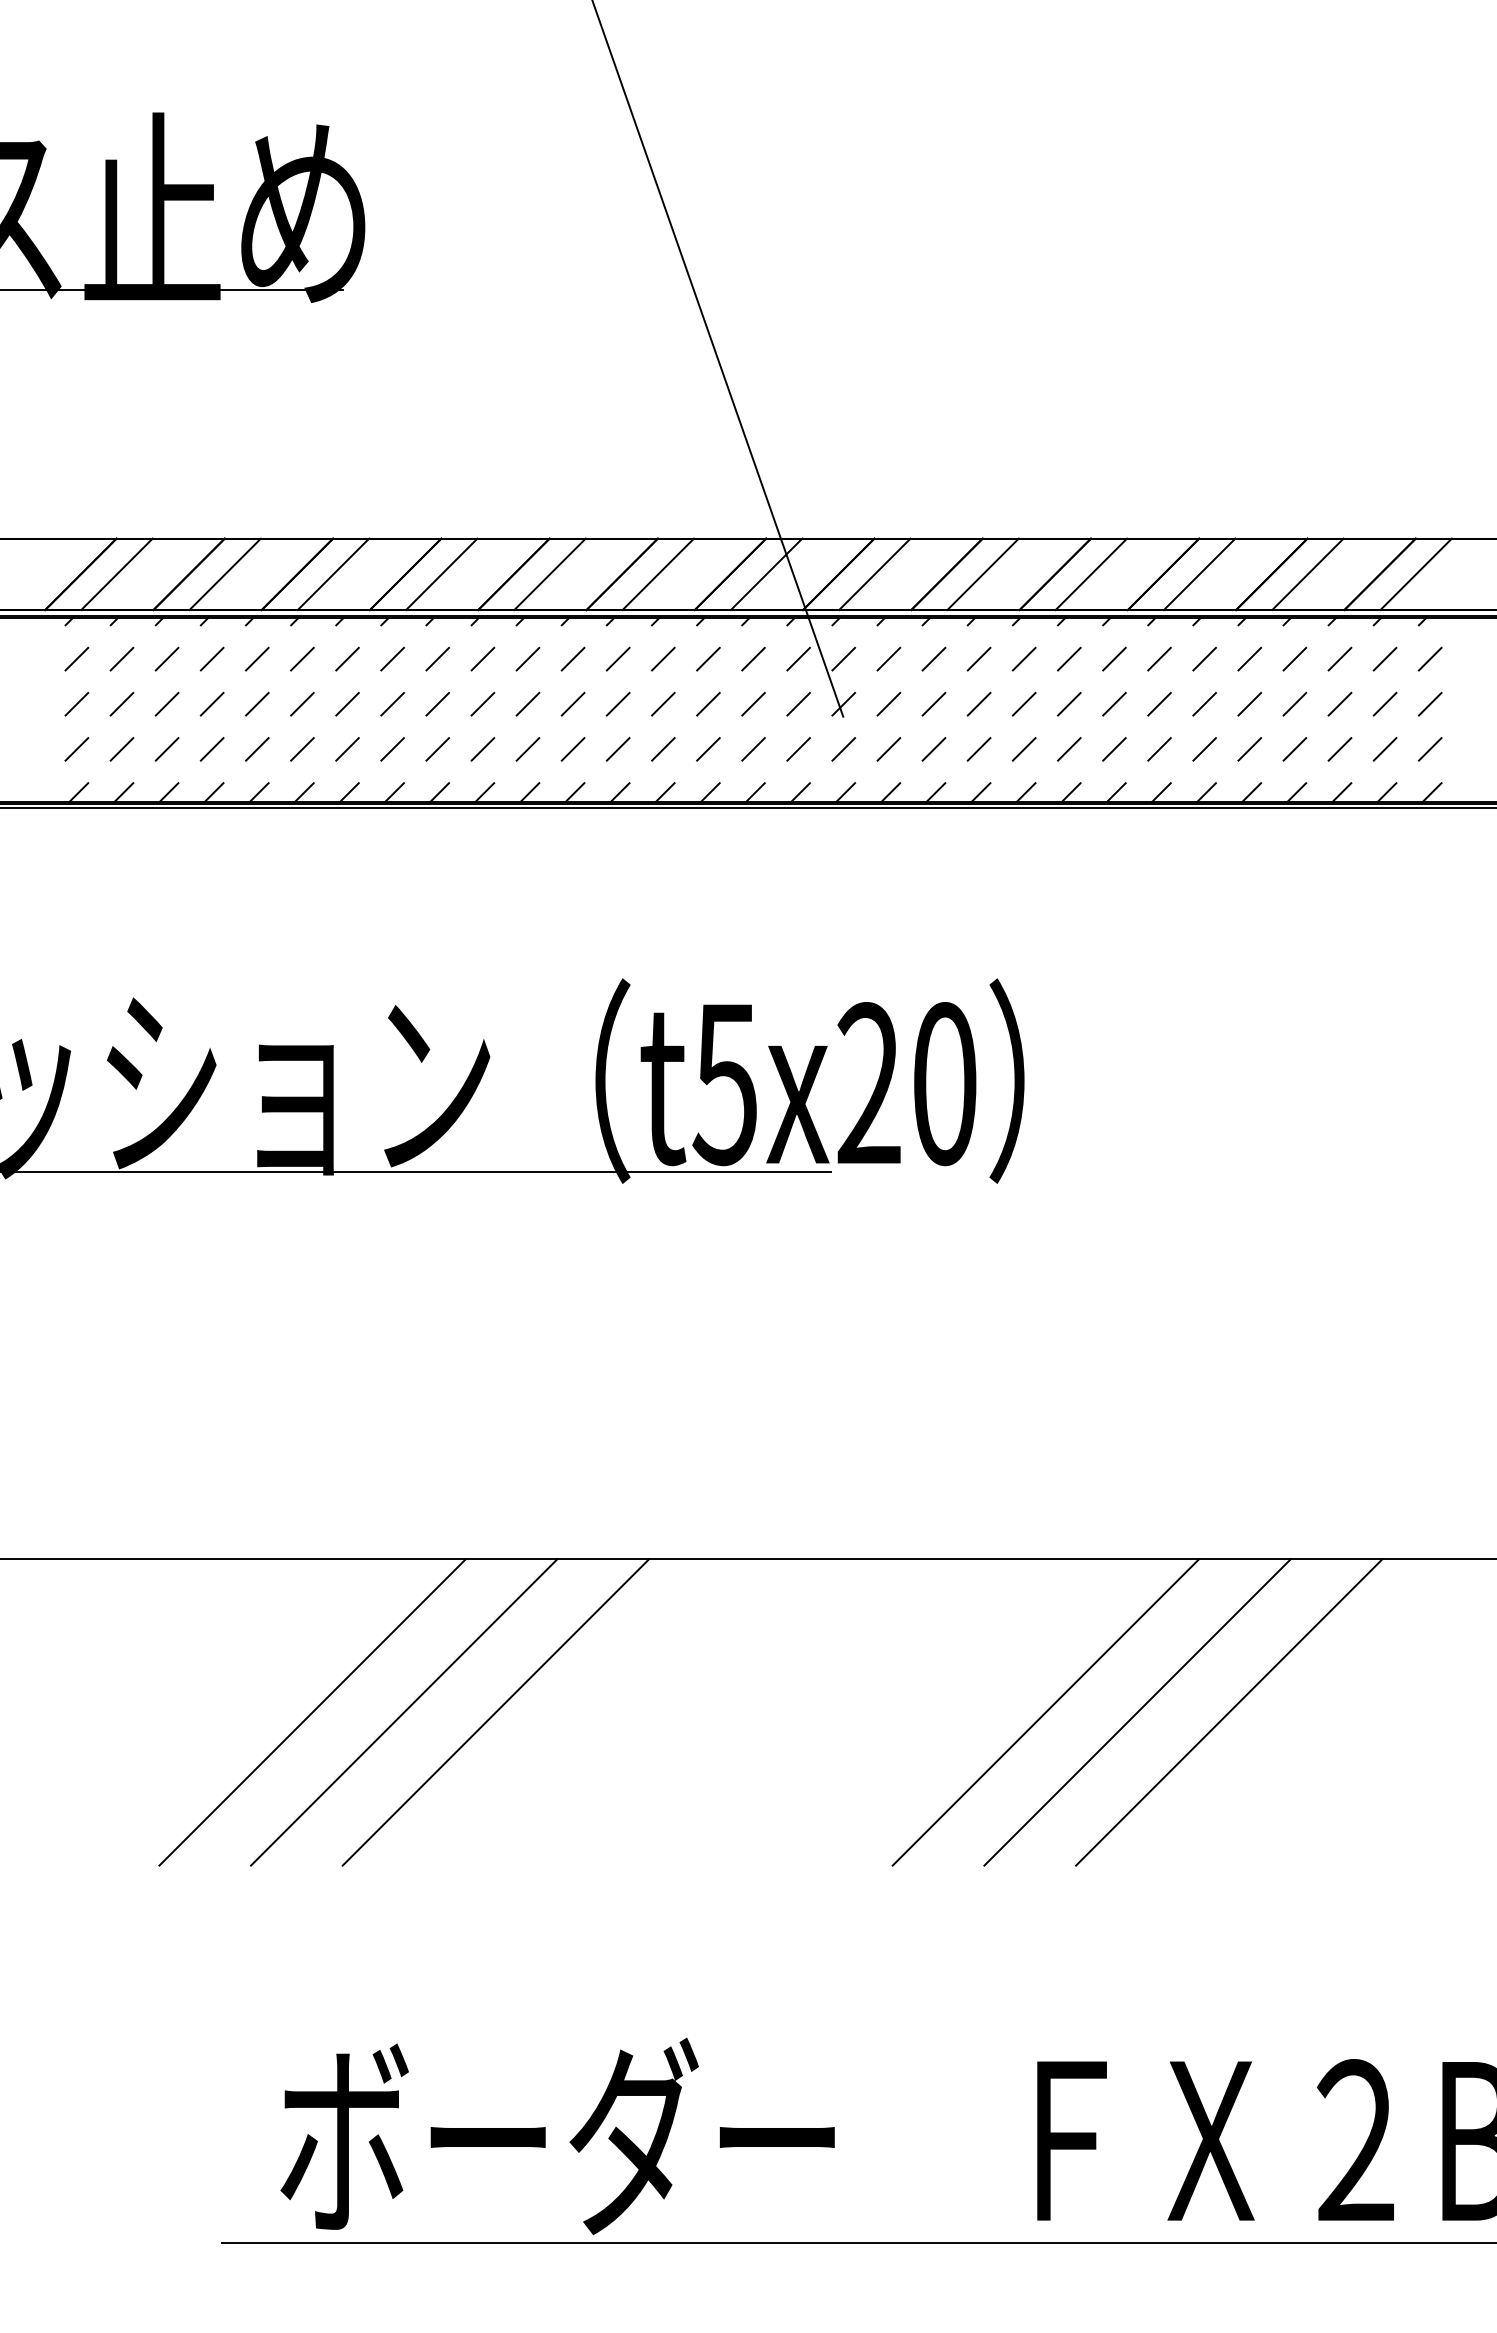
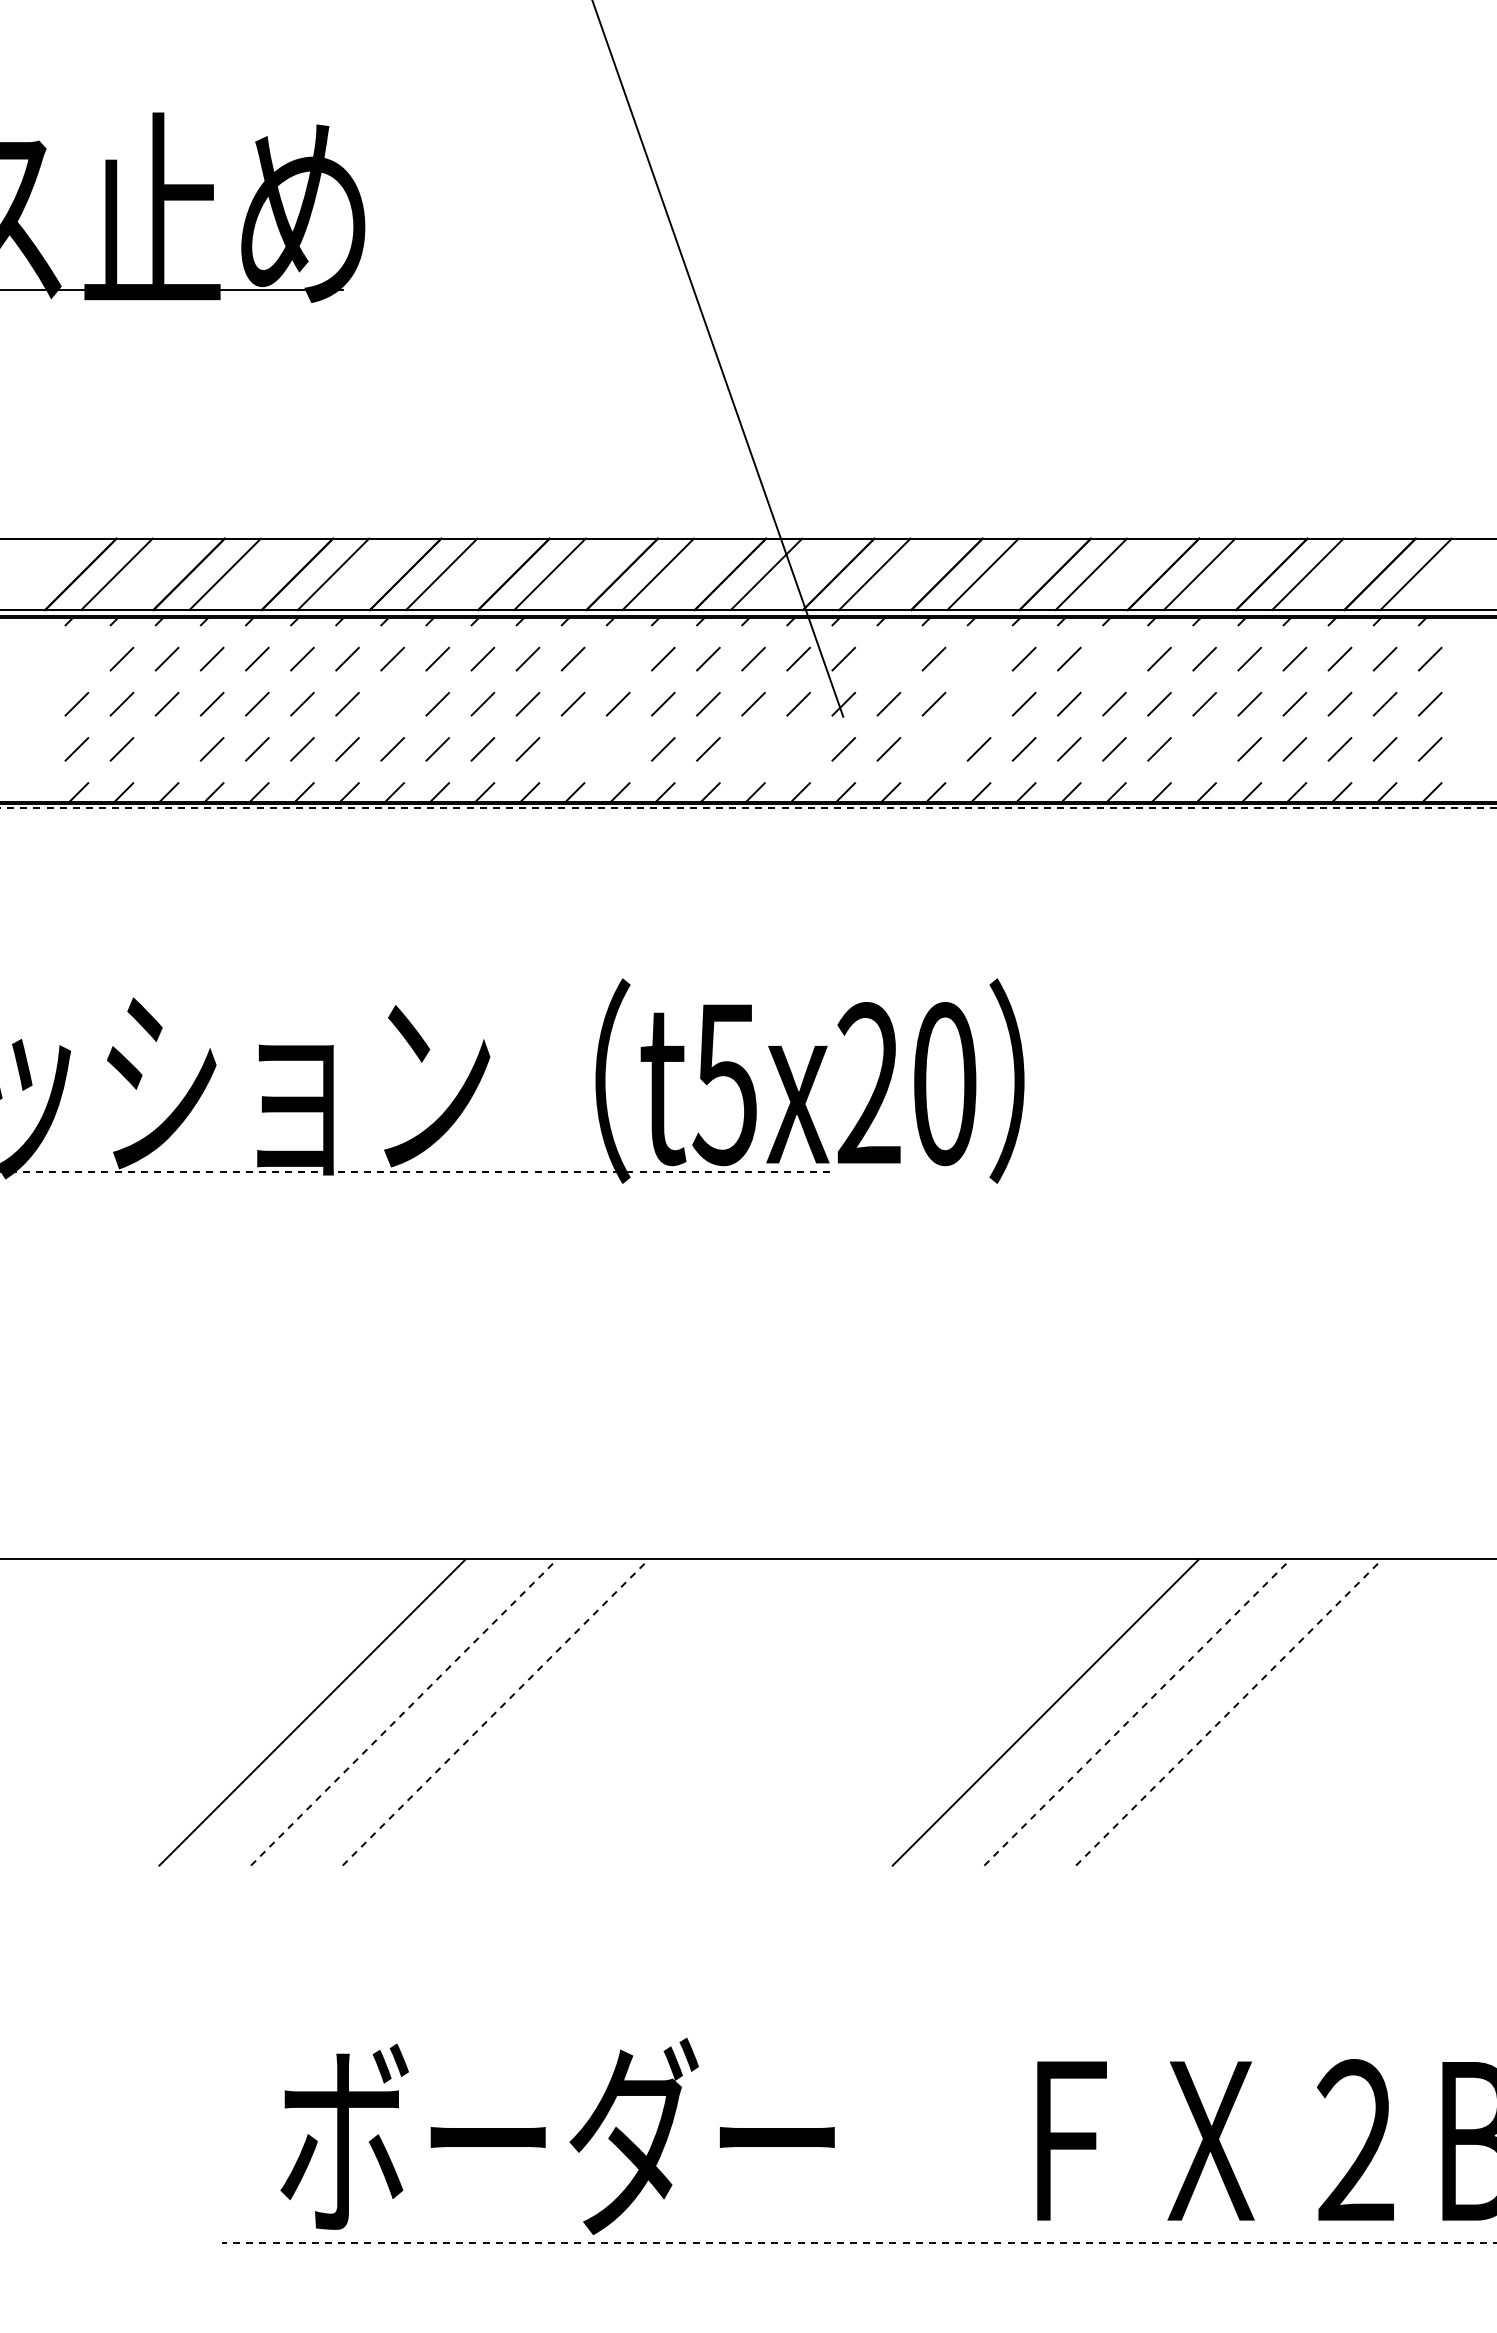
line: present -> none (76, 658)
line: present -> none (617, 658)
line: present -> none (888, 658)
line: present -> none (978, 658)
line: present -> none (1114, 658)
line: present -> none (392, 703)
line: present -> none (978, 703)
line: present -> none (166, 749)
line: present -> none (572, 749)
line: present -> none (617, 749)
line: present -> none (753, 749)
line: present -> none (798, 749)
line: present -> none (933, 749)
line: present -> none (1204, 749)
line: solid -> dashed (748, 808)
line: solid -> dashed (416, 1171)
line: solid -> dashed (404, 1712)
line: solid -> dashed (495, 1712)
line: solid -> dashed (1137, 1712)
line: solid -> dashed (1229, 1712)
line: solid -> dashed (858, 2242)
